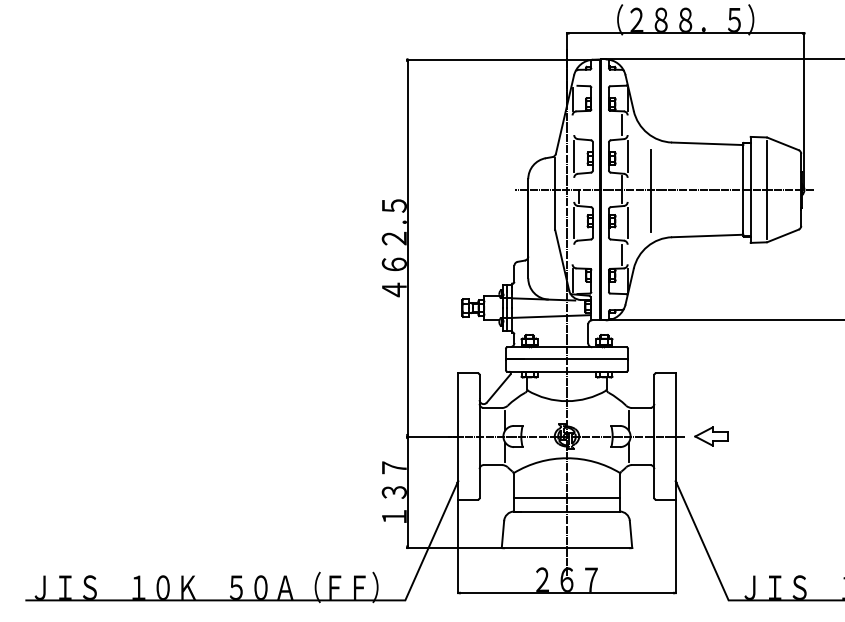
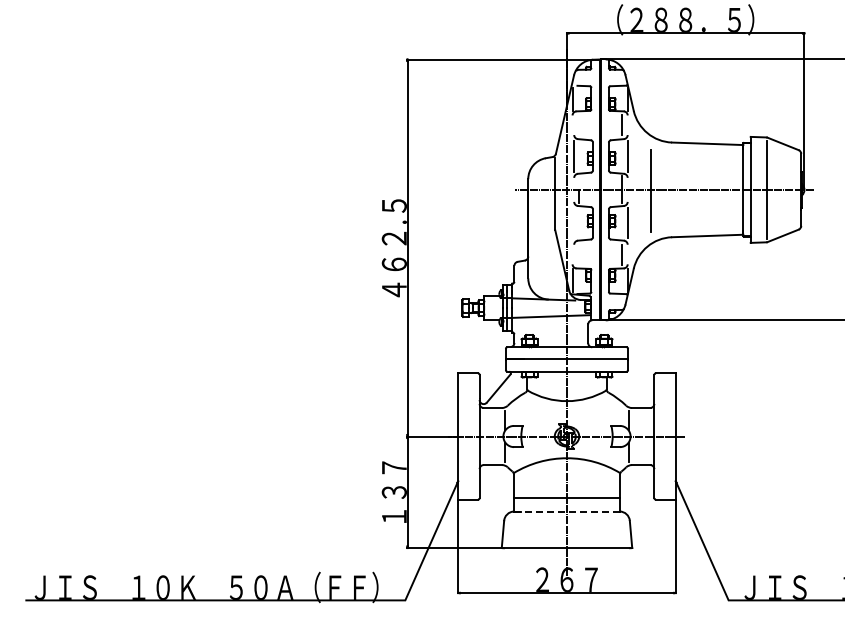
line: present -> none (574, 222)
part: present -> none (711, 436)
line: solid -> dashed (567, 511)
